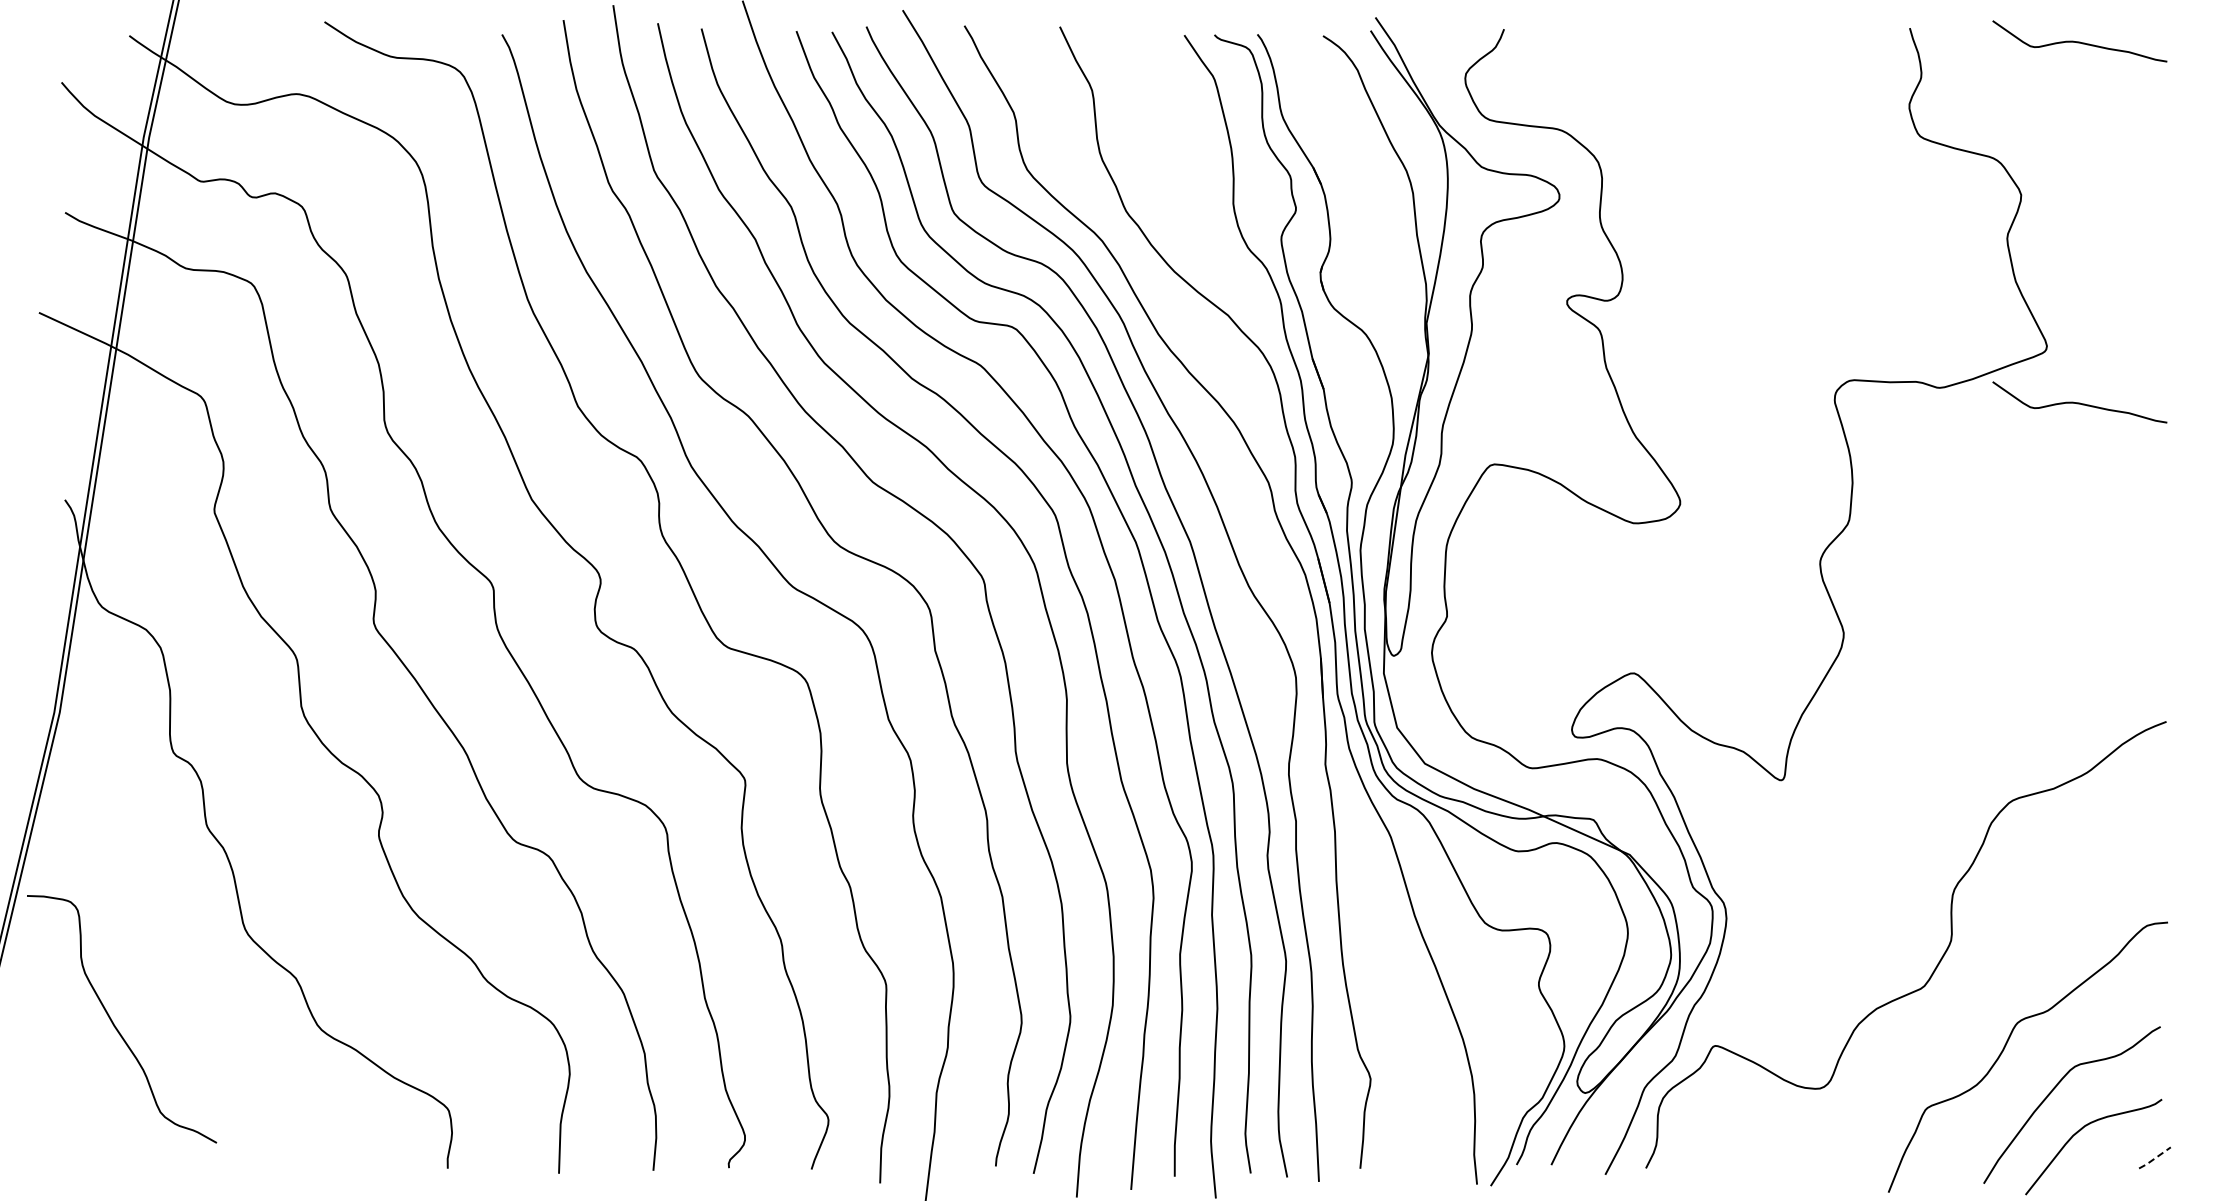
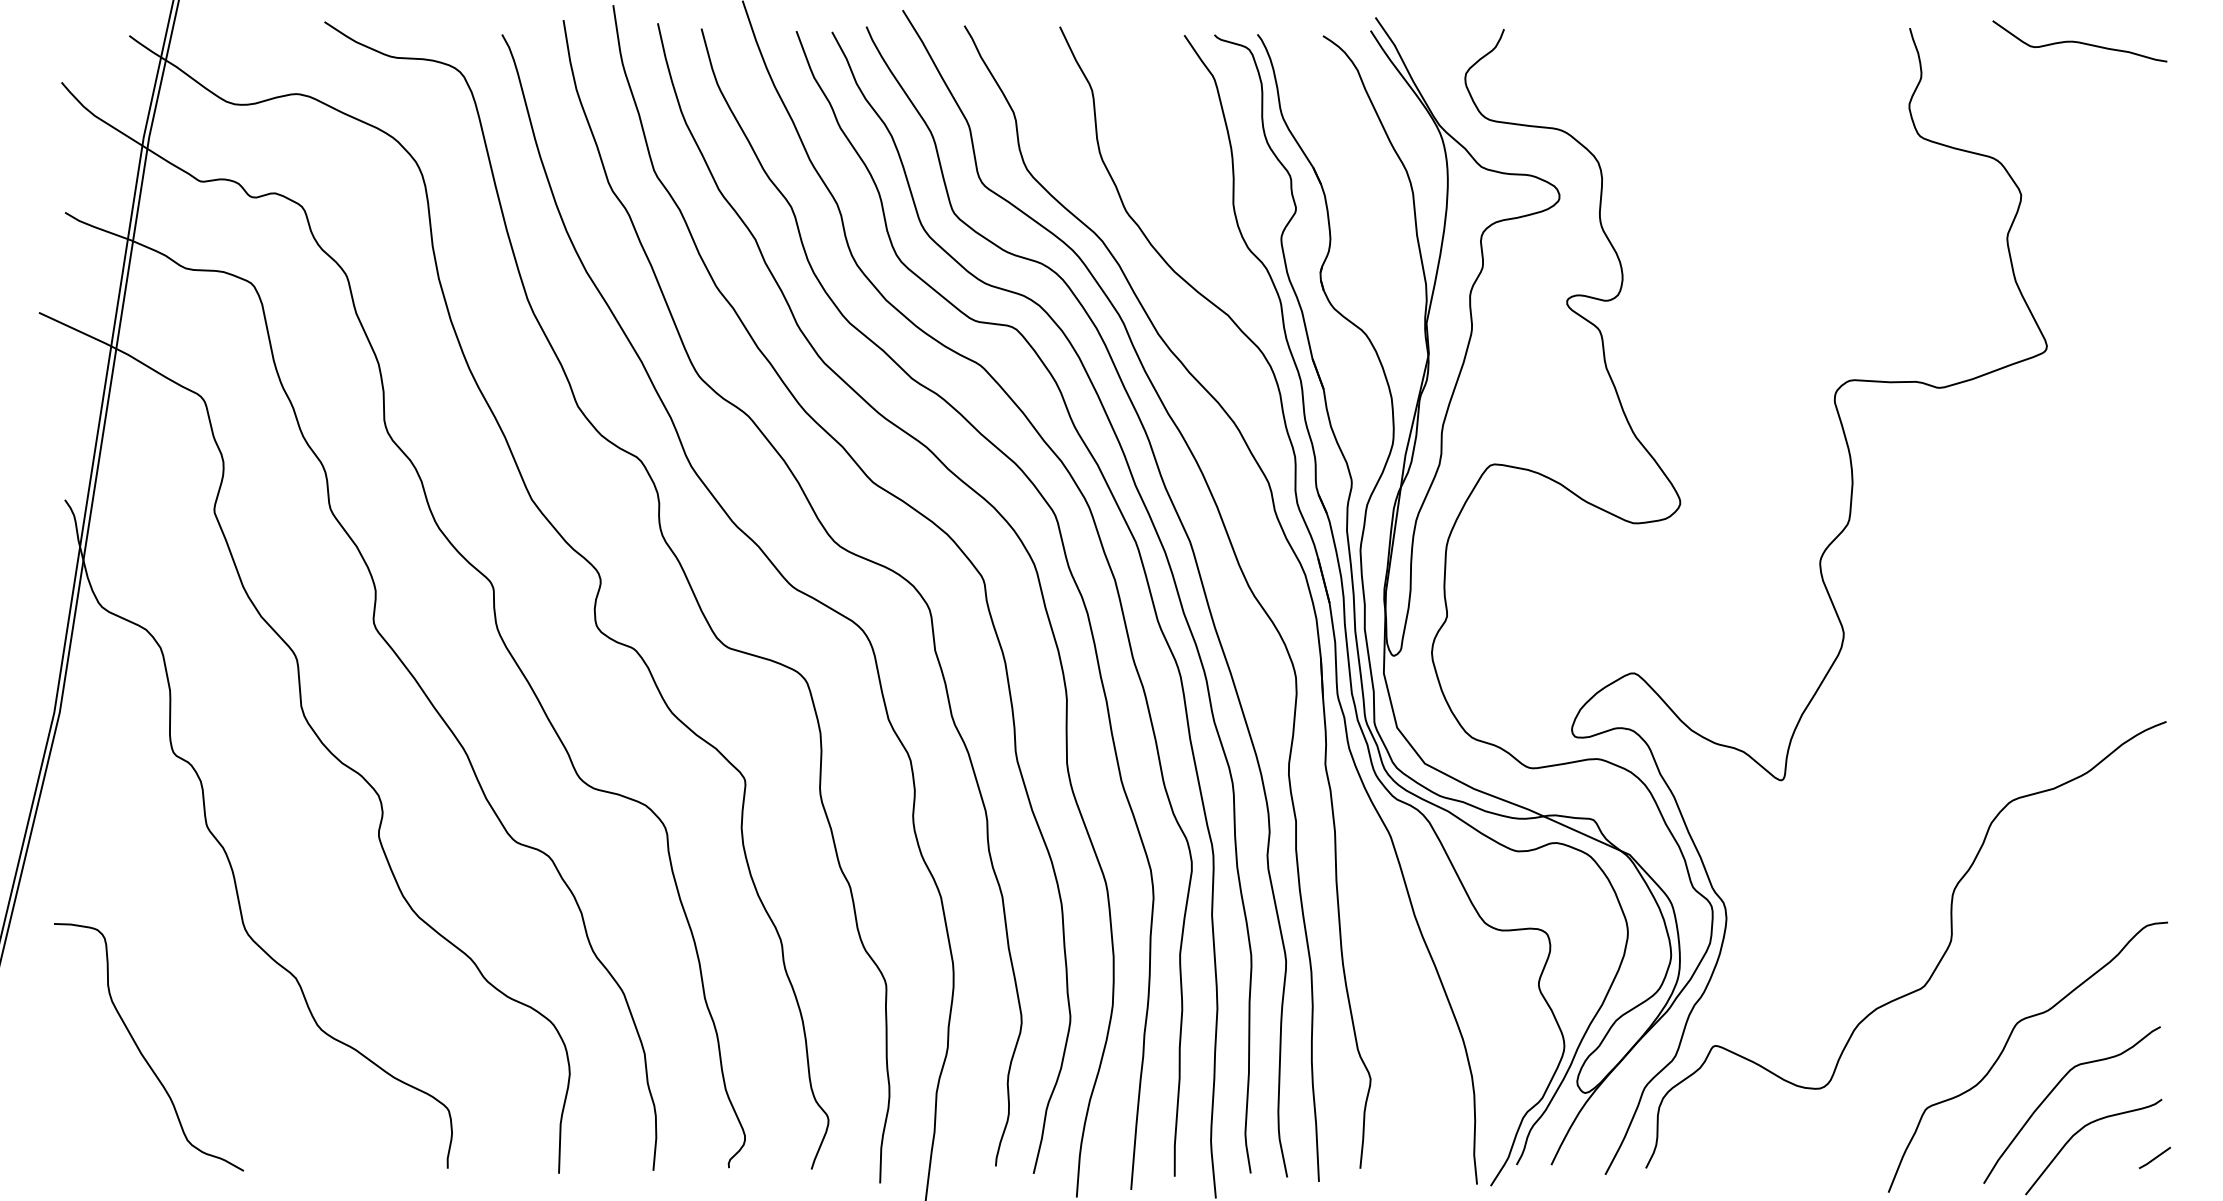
curve: present -> none (2079, 402)
curve position: (114, 1023) -> (141, 1051) (141, 1051)
line: dashed -> solid (2154, 1158)
